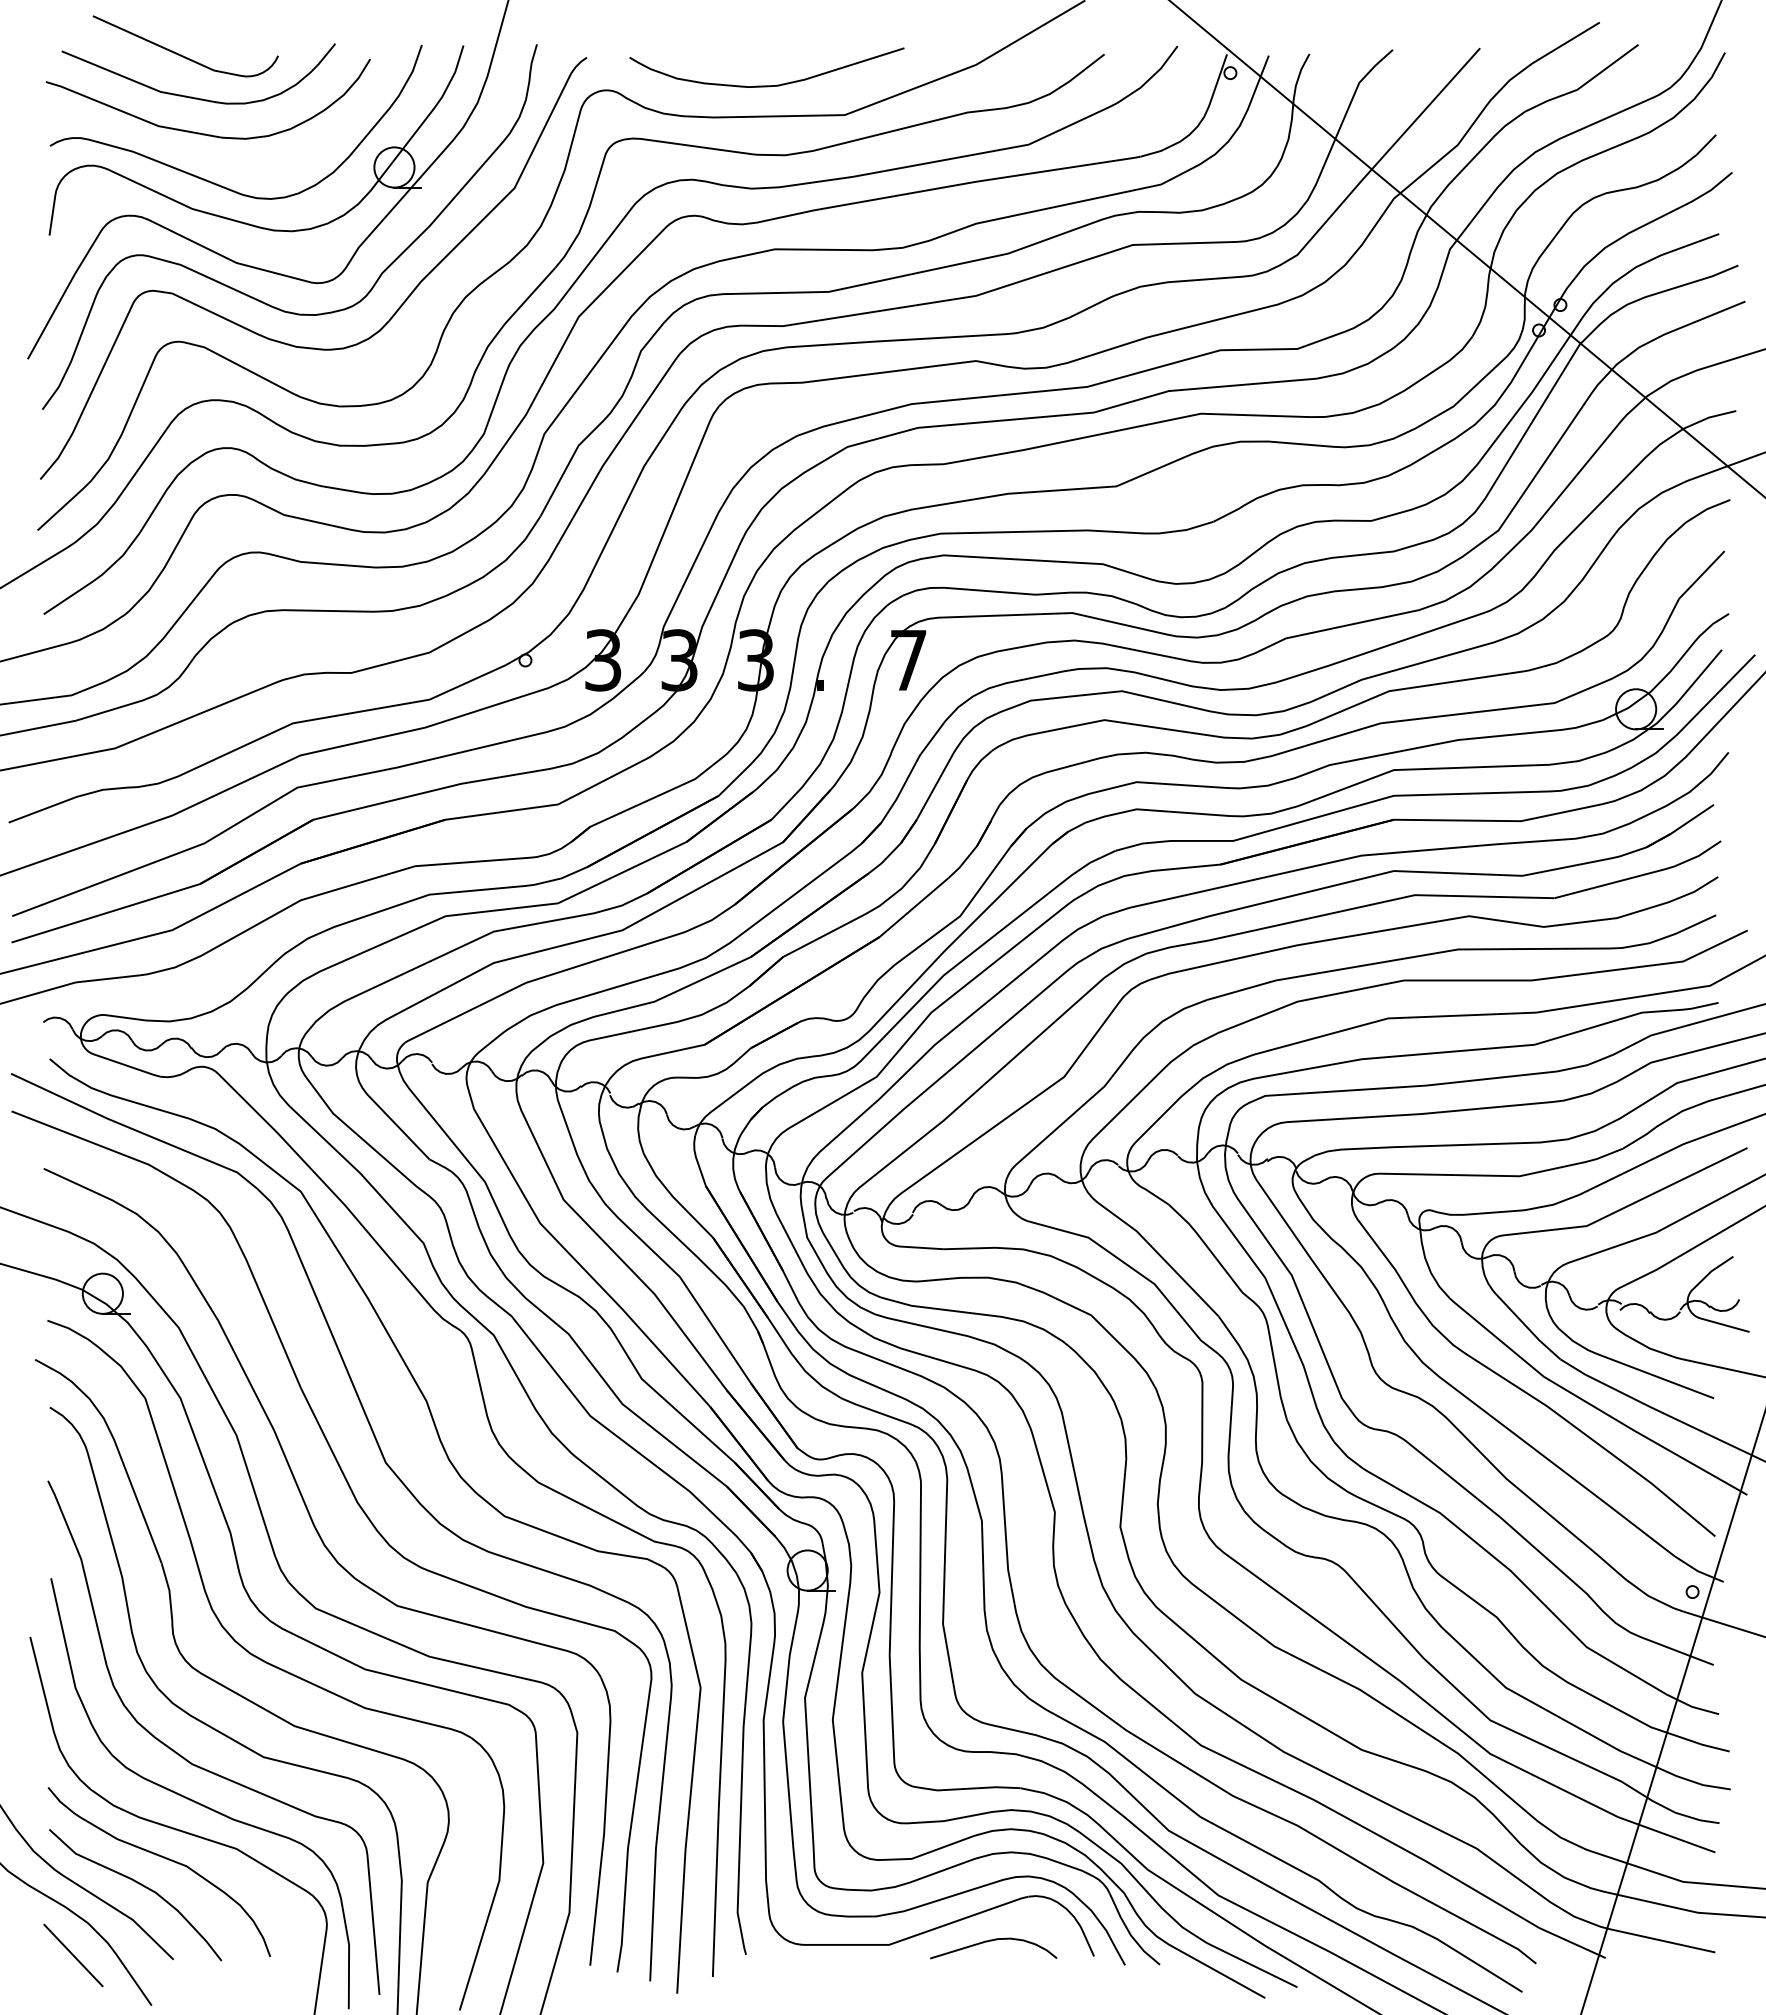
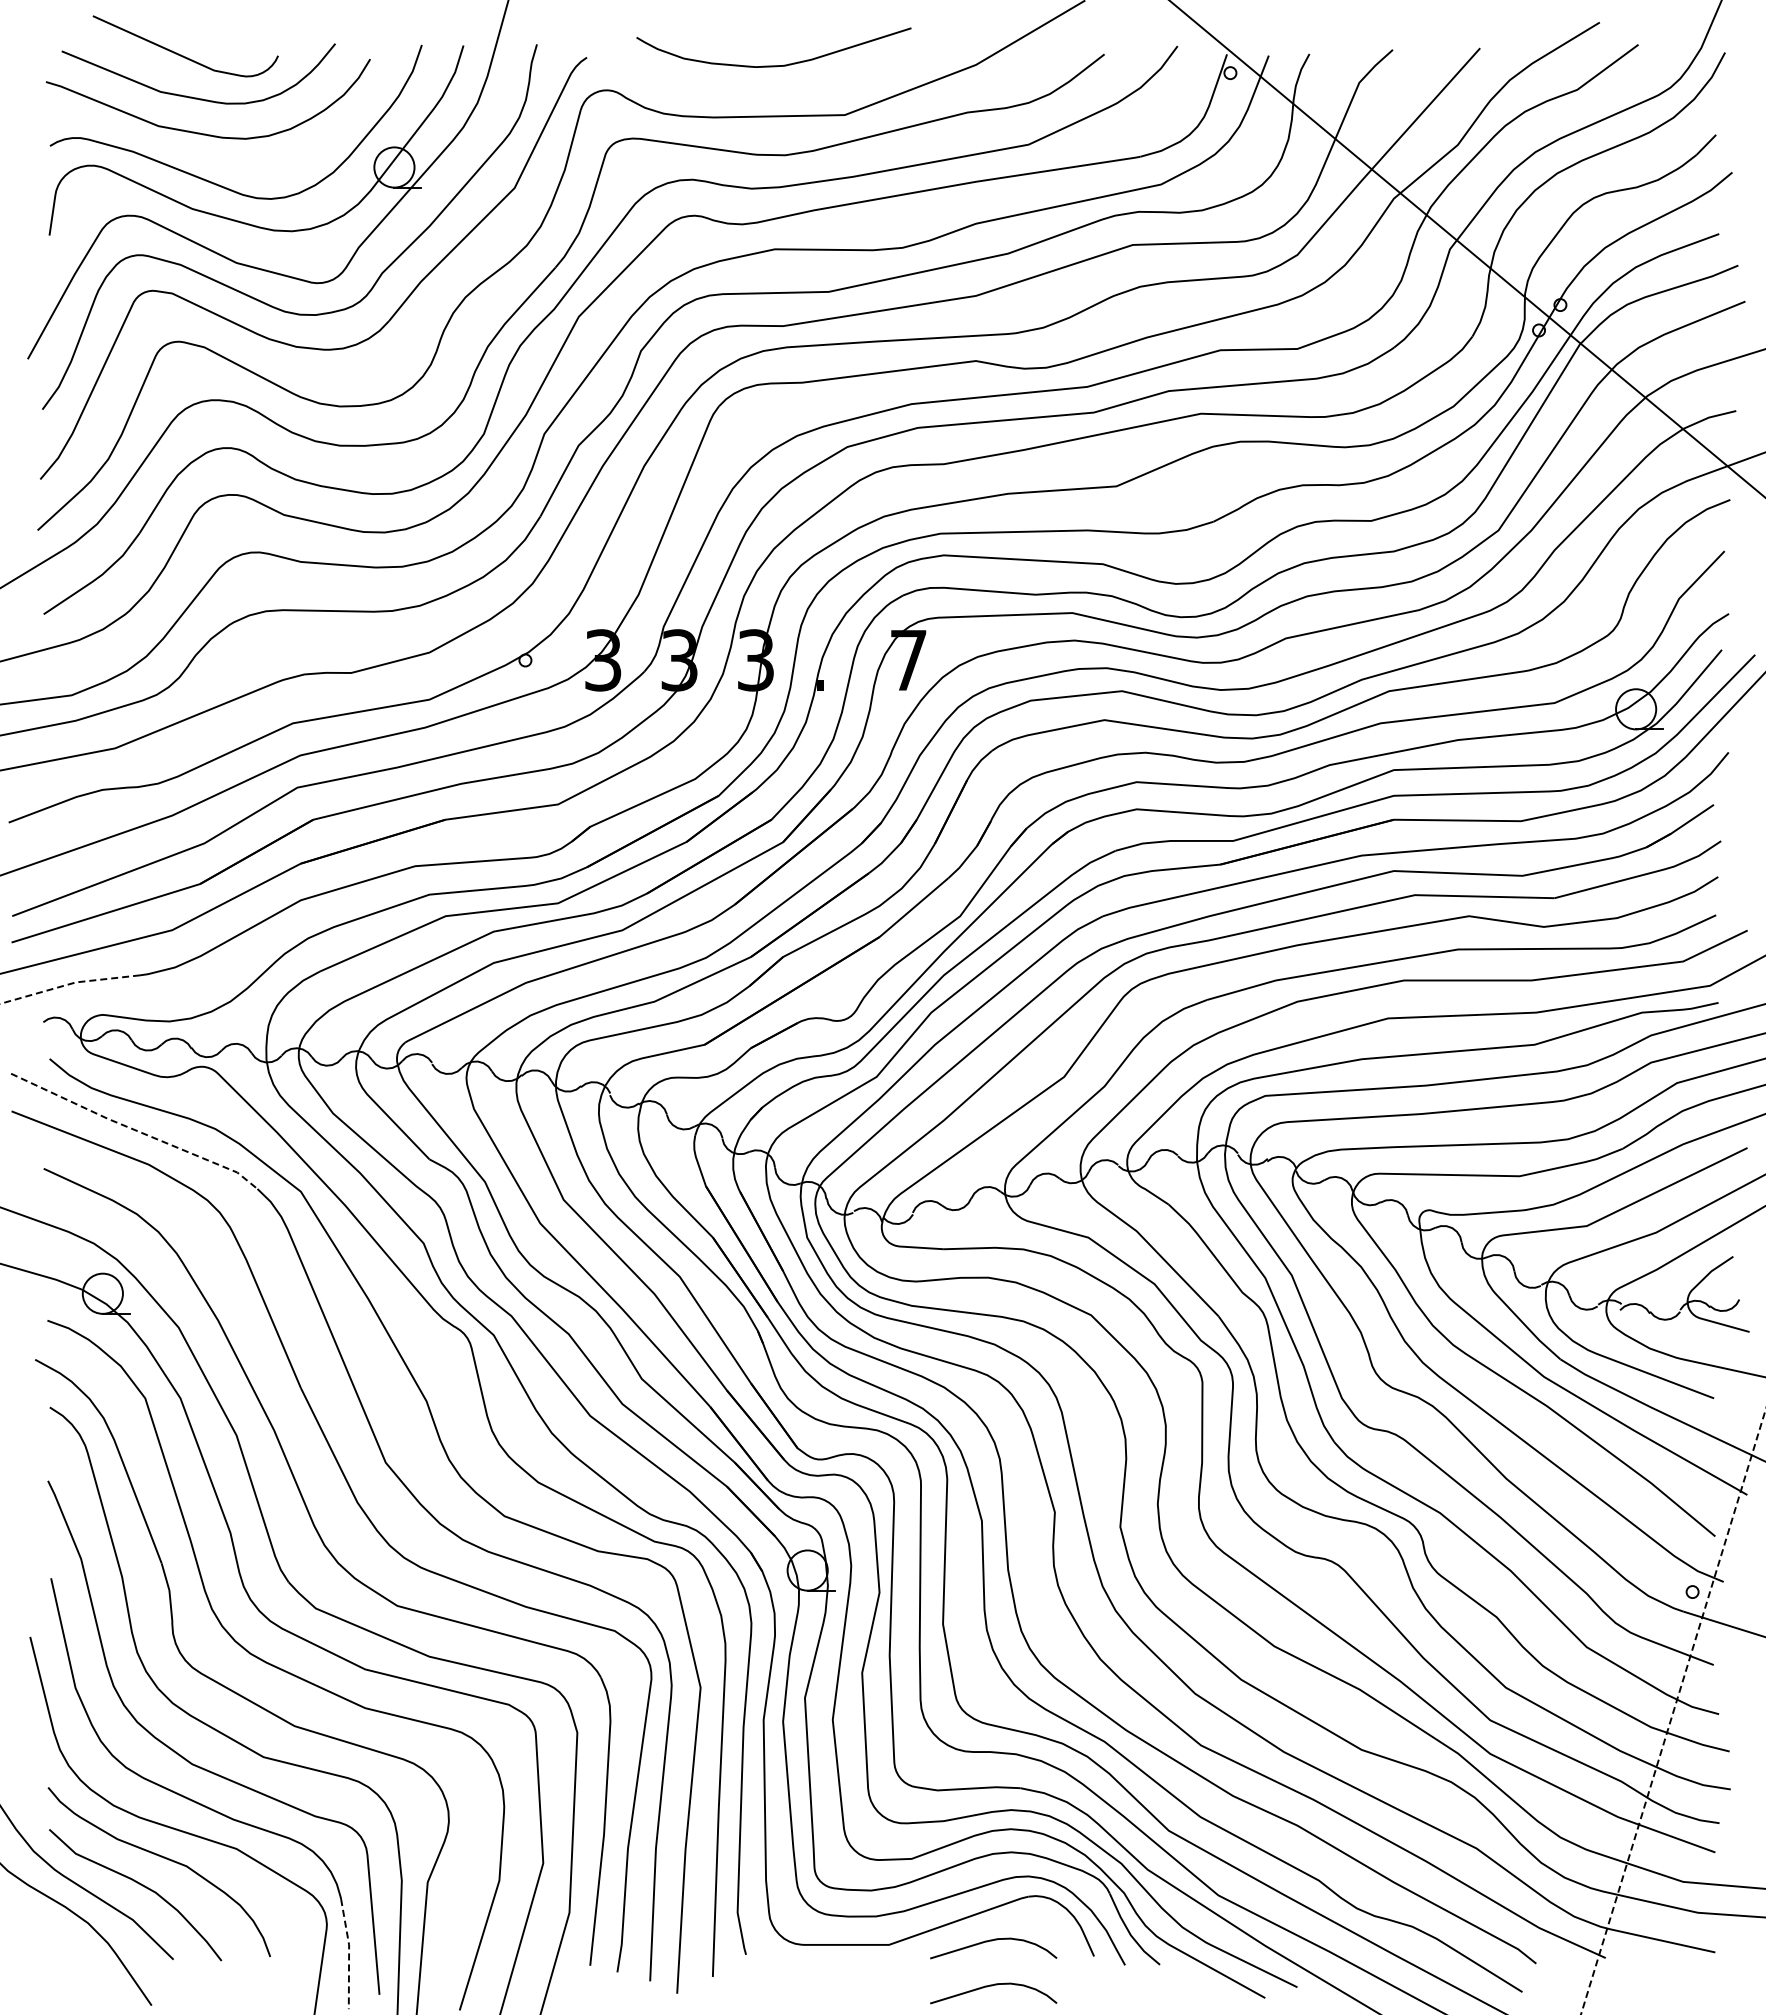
curve position: (766, 85) -> (773, 65) (773, 65)
line: solid -> dashed (69, 984)
line: solid -> dashed (135, 1130)
line: solid -> dashed (1673, 1711)
line: solid -> dashed (349, 1953)
line: present -> none (73, 1955)
curve: none -> present (992, 1986)
